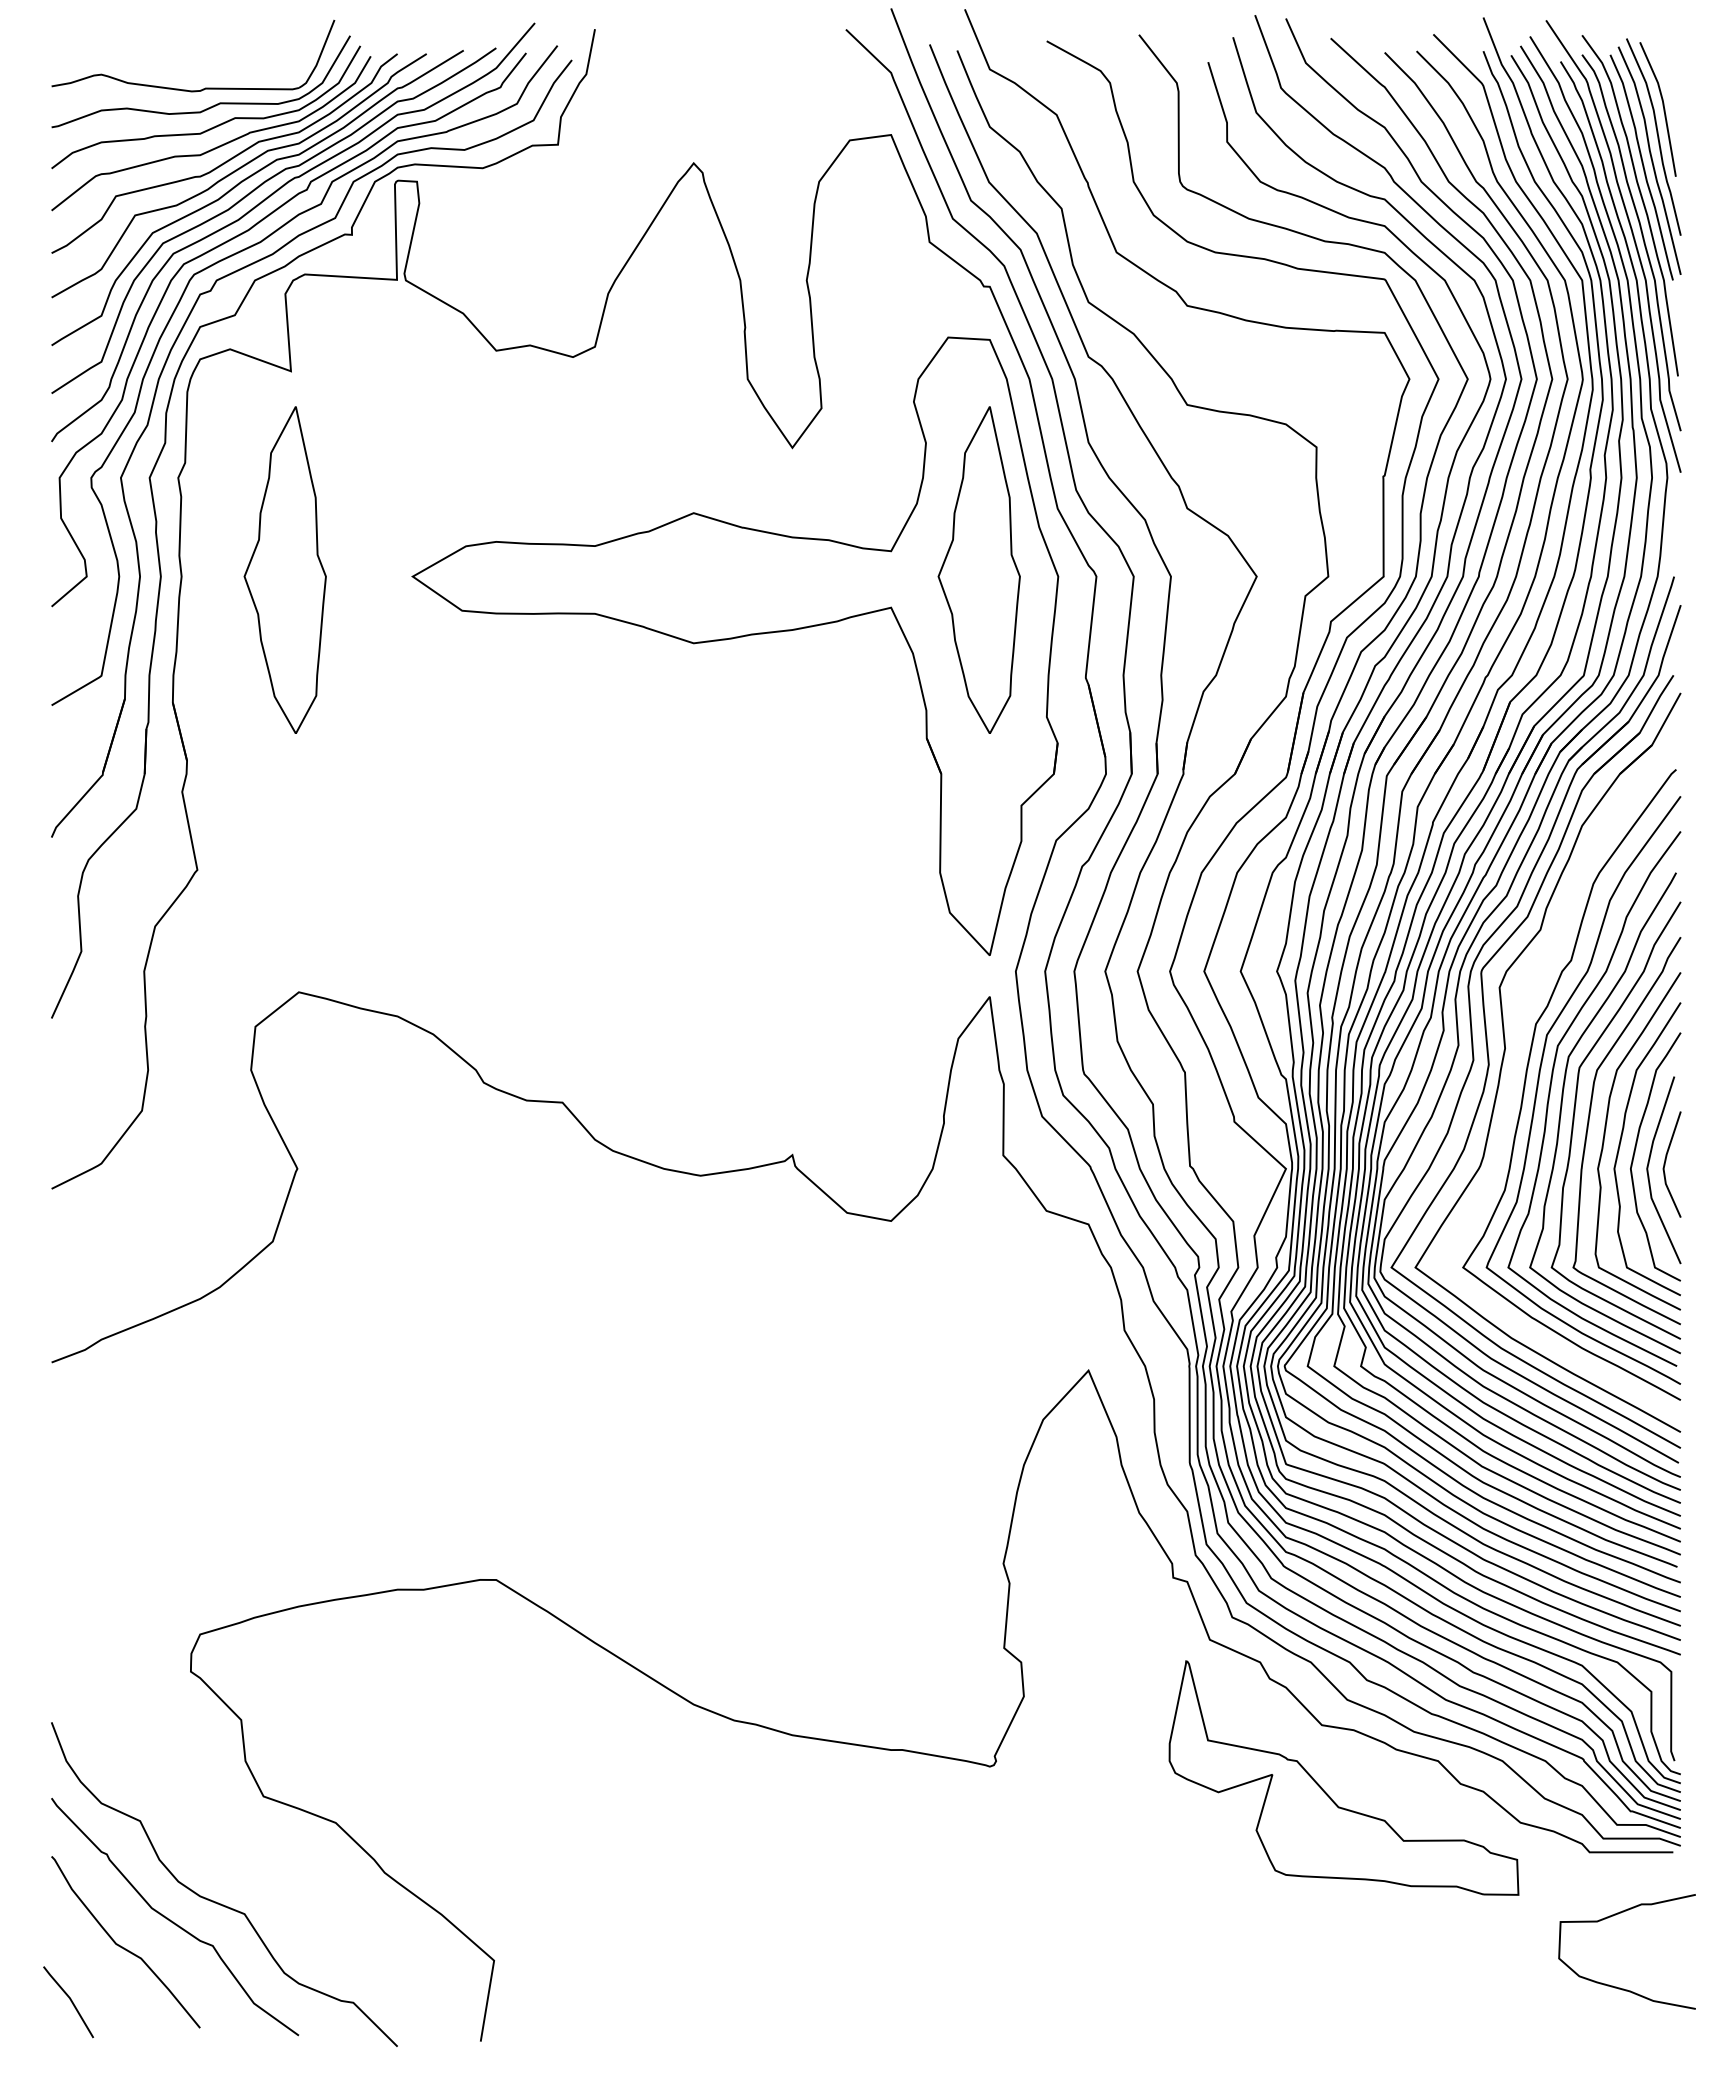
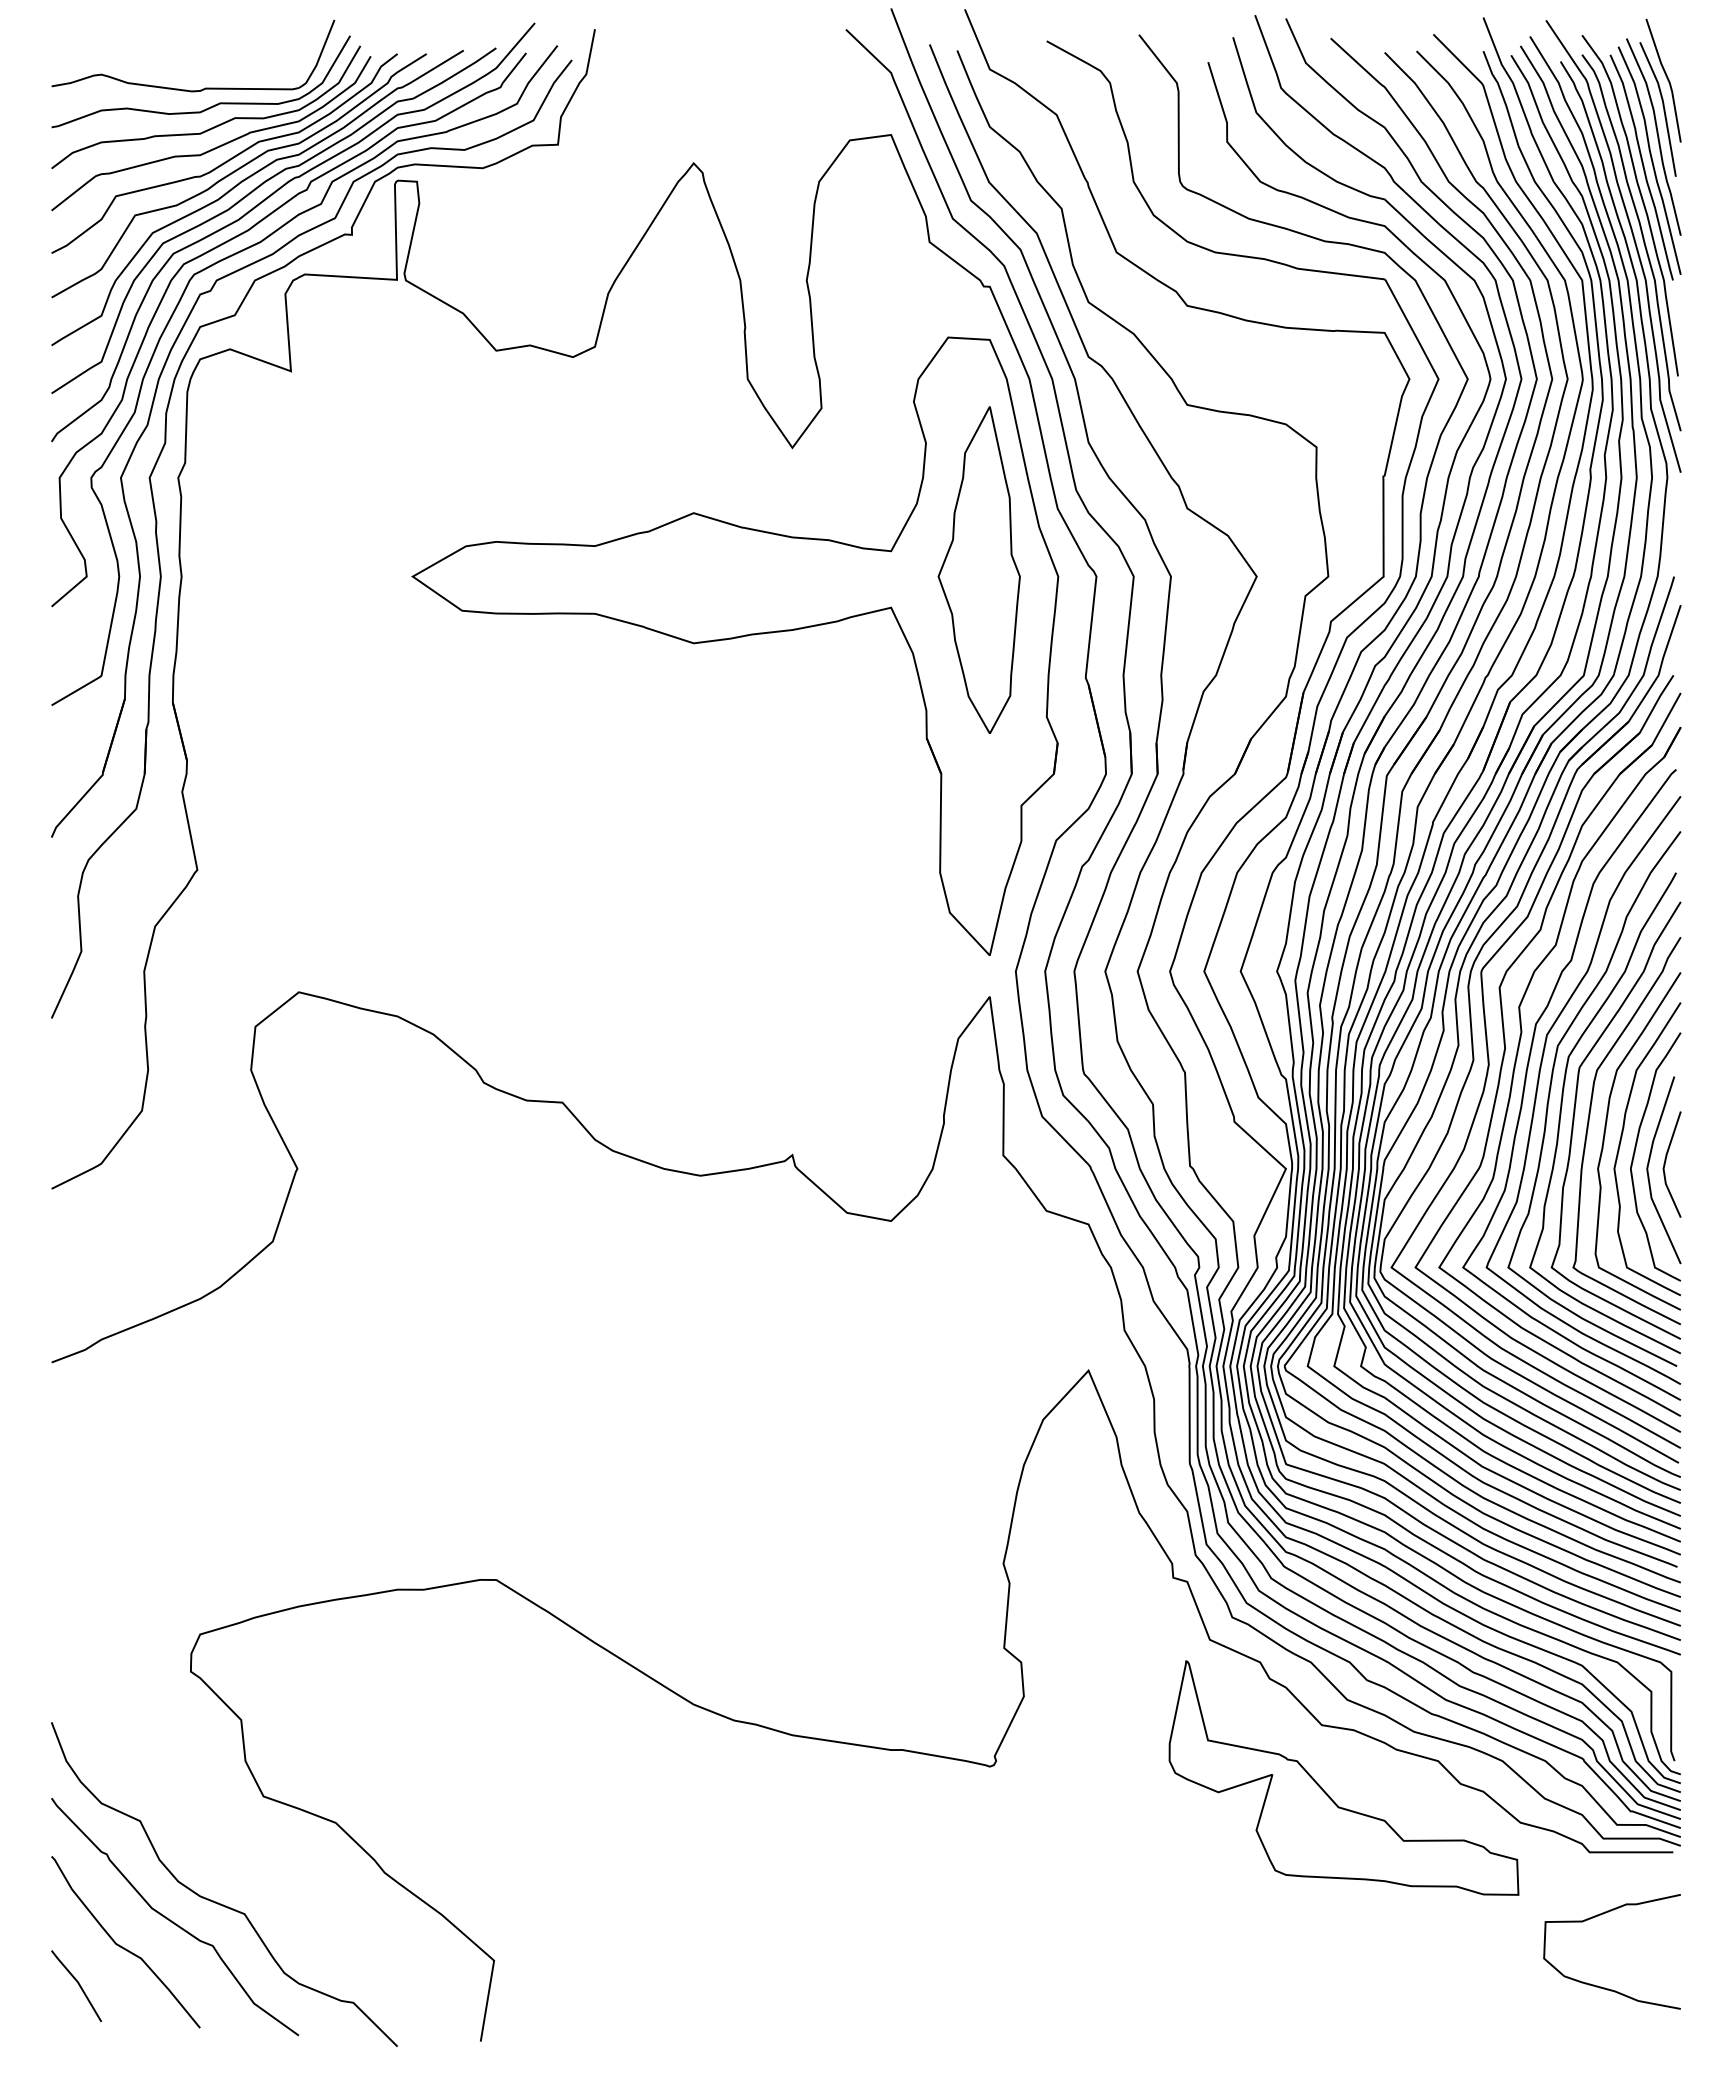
line: none -> present (1666, 78)
part: present -> none (284, 569)
part: none -> present (1516, 1063)
curve position: (1616, 1986) -> (1601, 1986) (1601, 1986)
line position: (70, 2001) -> (78, 1985) (78, 1985)
